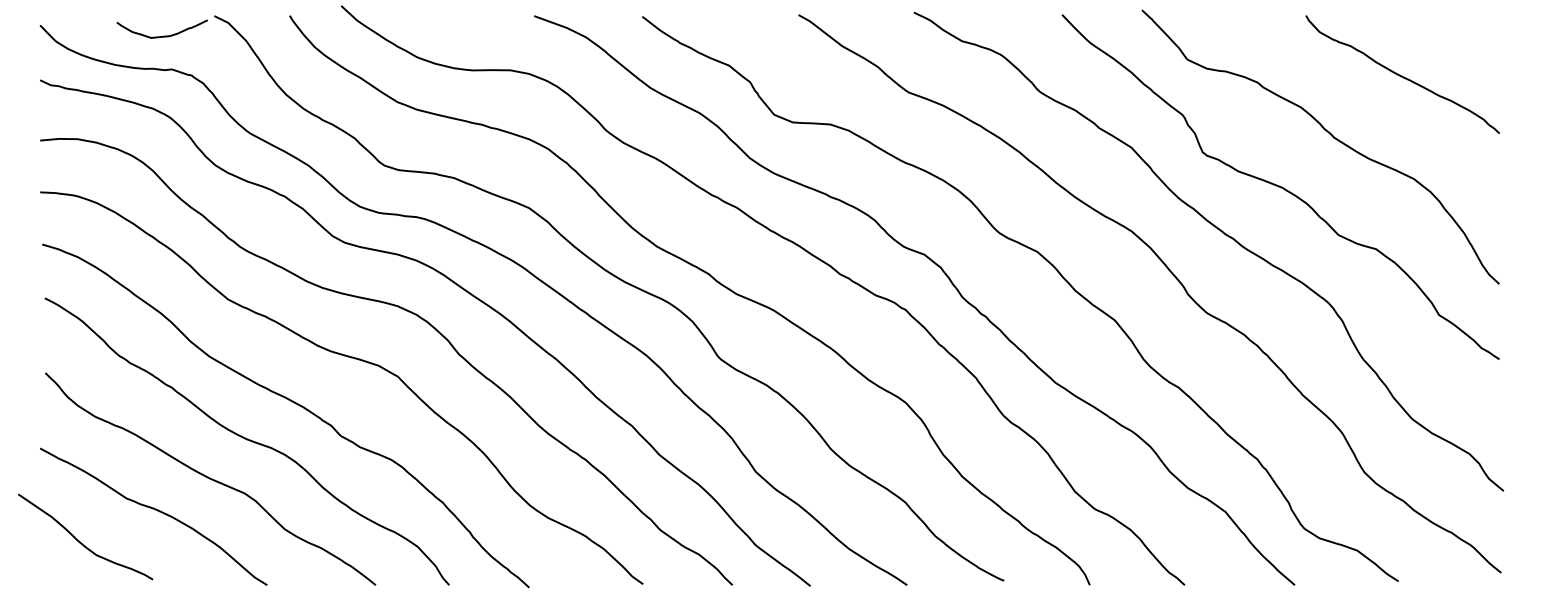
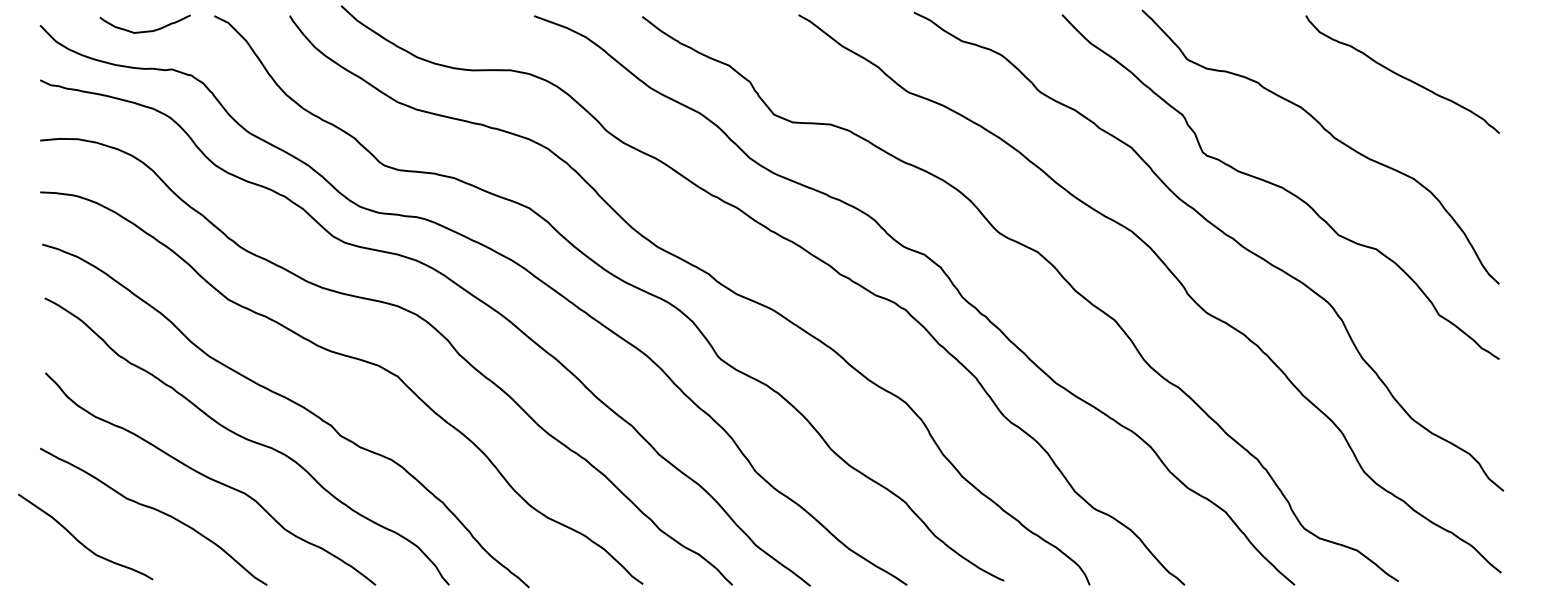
curve position: (163, 35) -> (146, 30) (146, 30)
